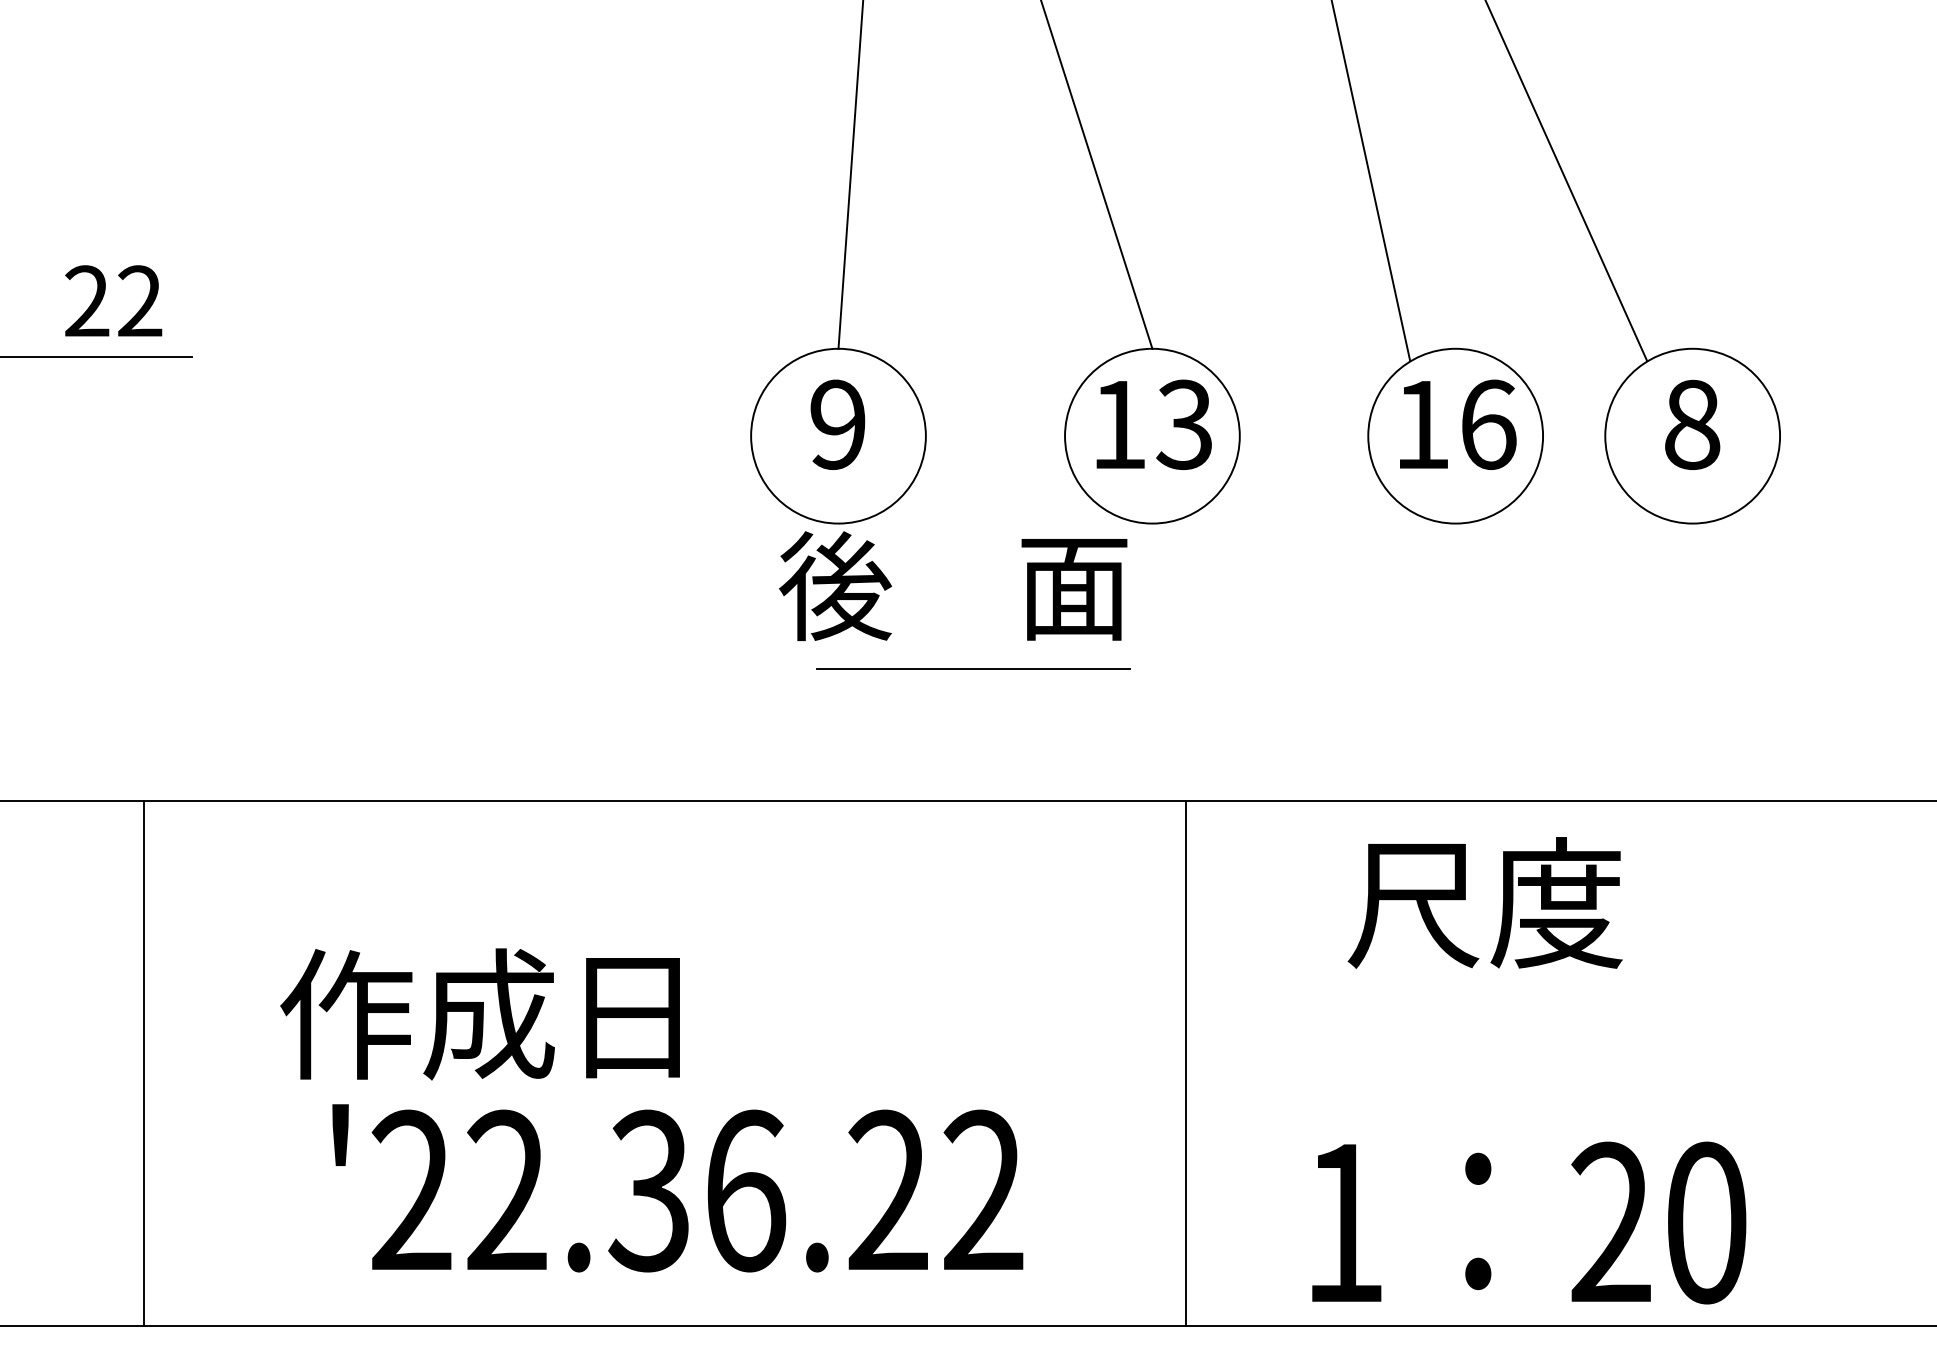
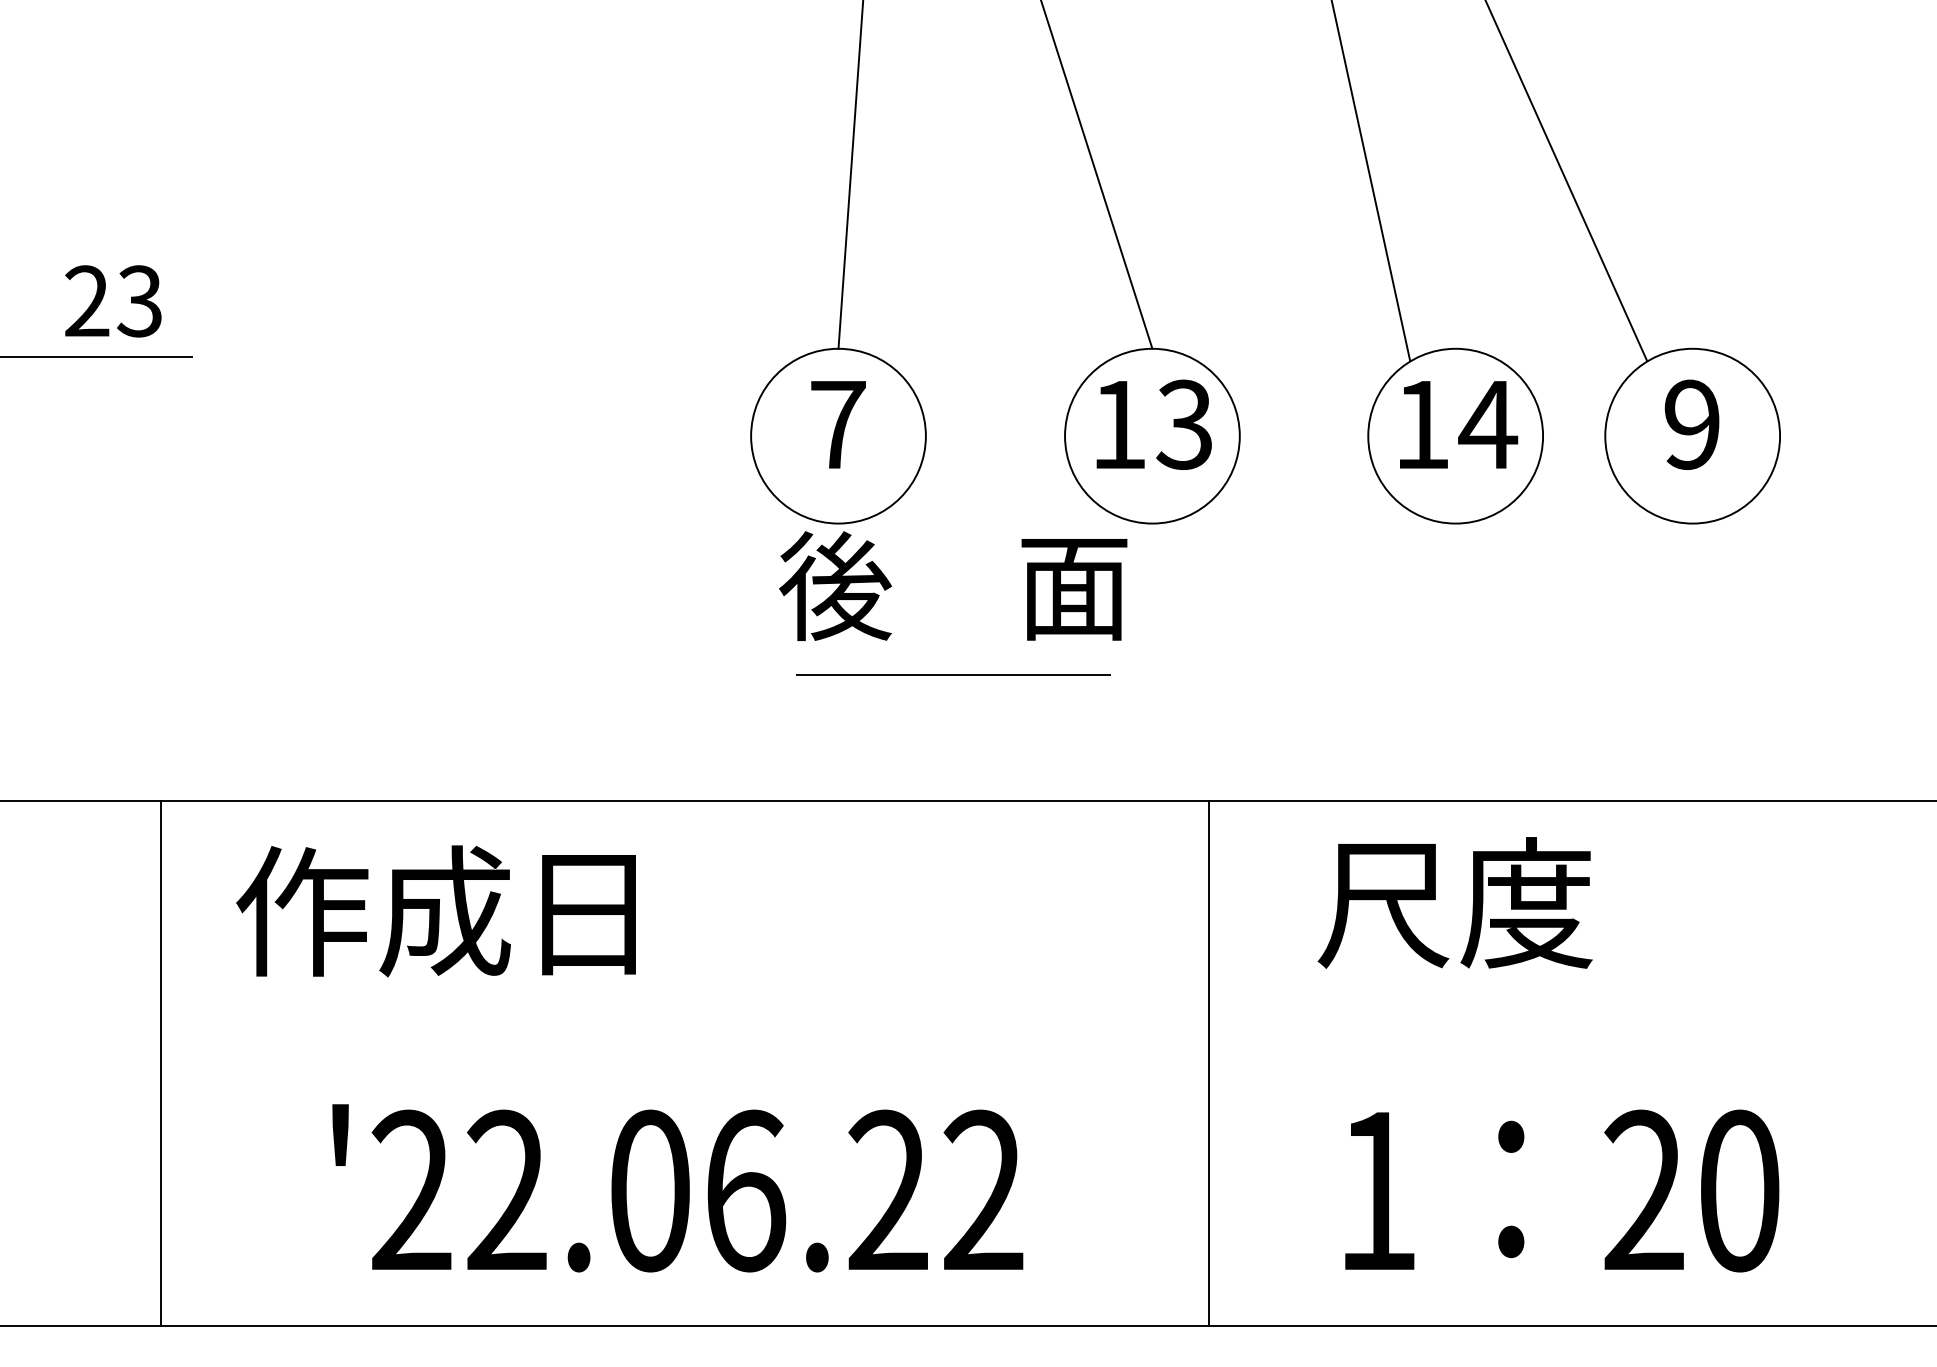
text: 22 -> 23 (139, 301)
text: 9 -> 7 (837, 424)
text: 16 -> 14 (1488, 424)
text: 8 -> 9 (1692, 424)
line position: (973, 668) -> (953, 674) (953, 674)
text position: (1484, 902) -> (1454, 902) (1454, 902)
text position: (479, 1014) -> (435, 911) (435, 911)
line position: (143, 1063) -> (160, 1063) (160, 1063)
line position: (1186, 1063) -> (1209, 1063) (1209, 1063)
text: '22.36.22 -> '22.06.22 (648, 1190)
text position: (1529, 1222) -> (1562, 1190) (1562, 1190)
